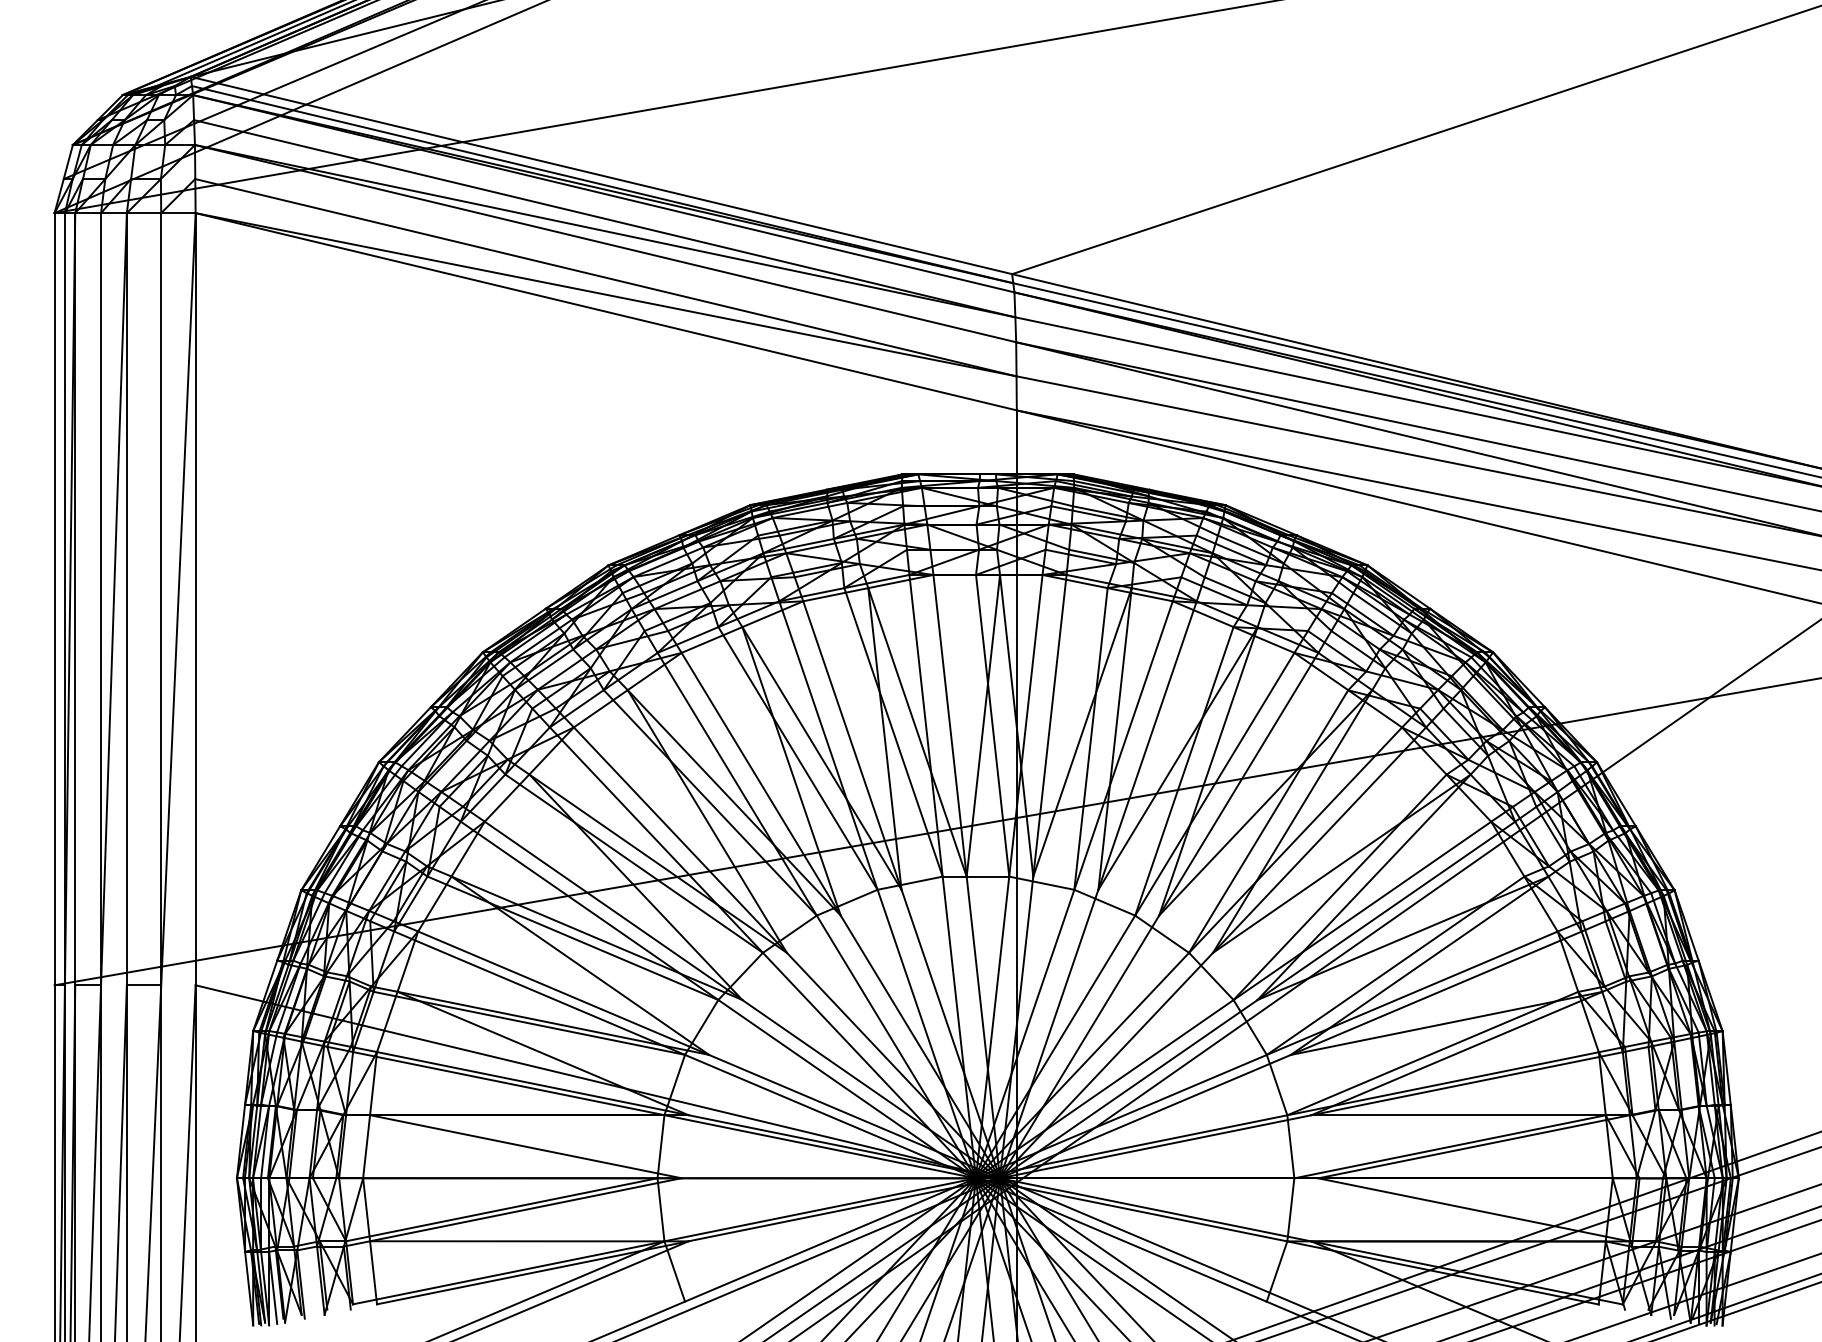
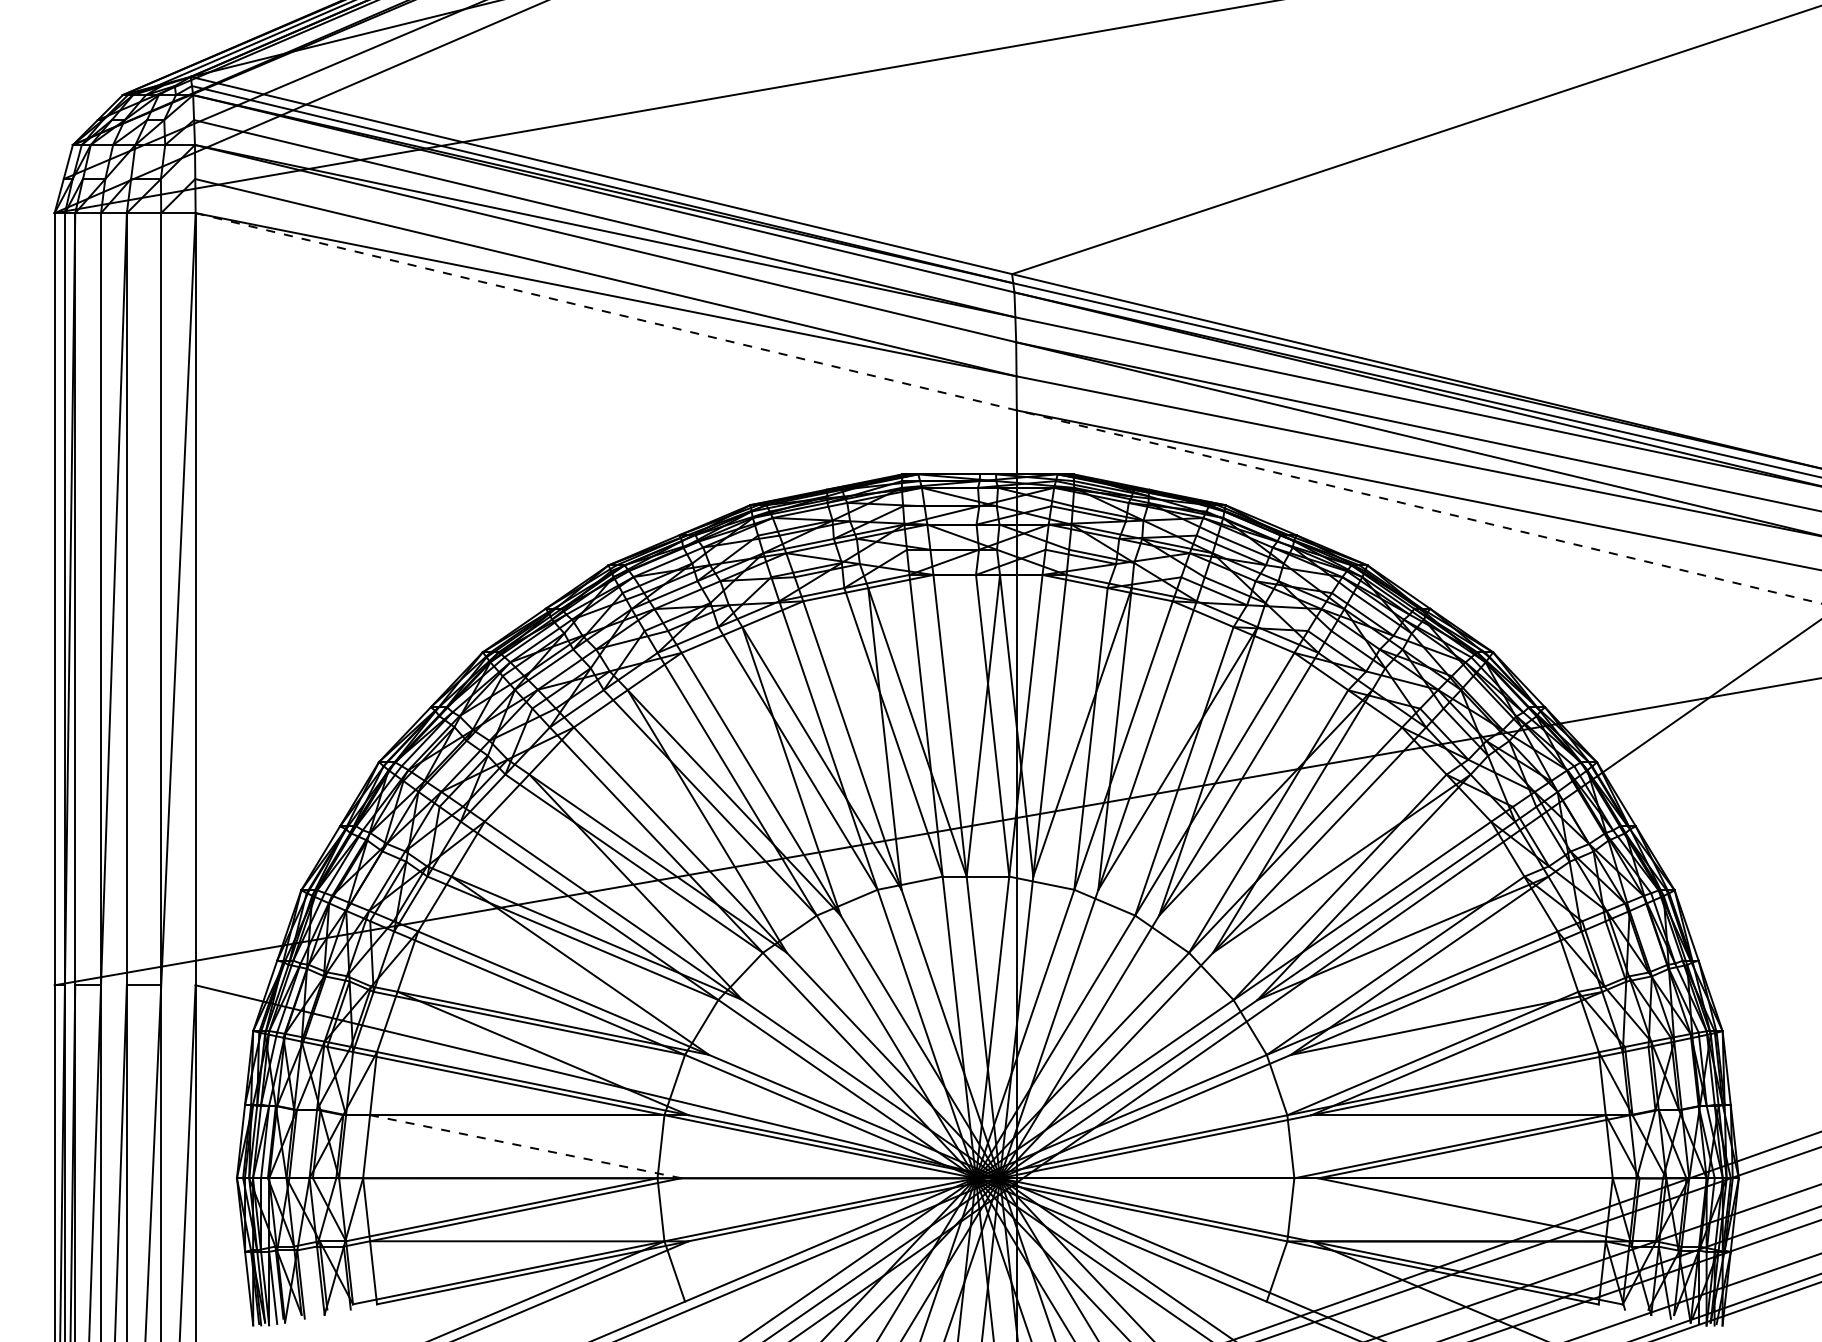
line: solid -> dashed (1009, 408)
line: solid -> dashed (525, 1146)
